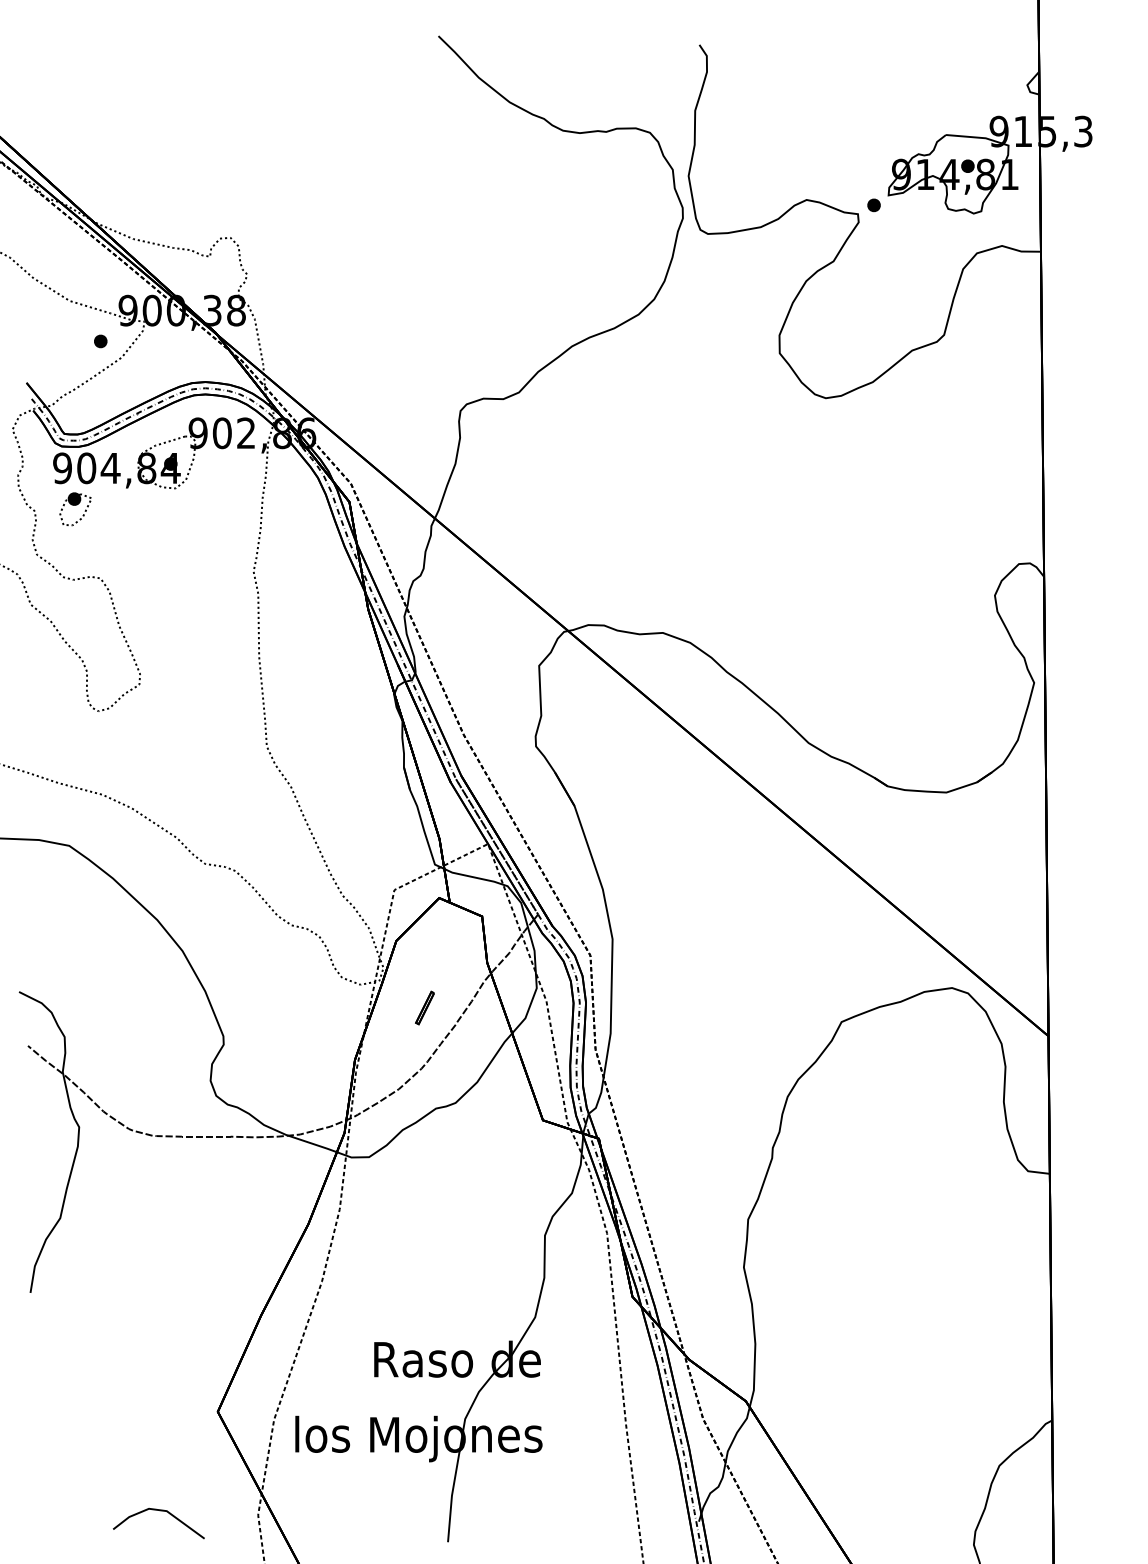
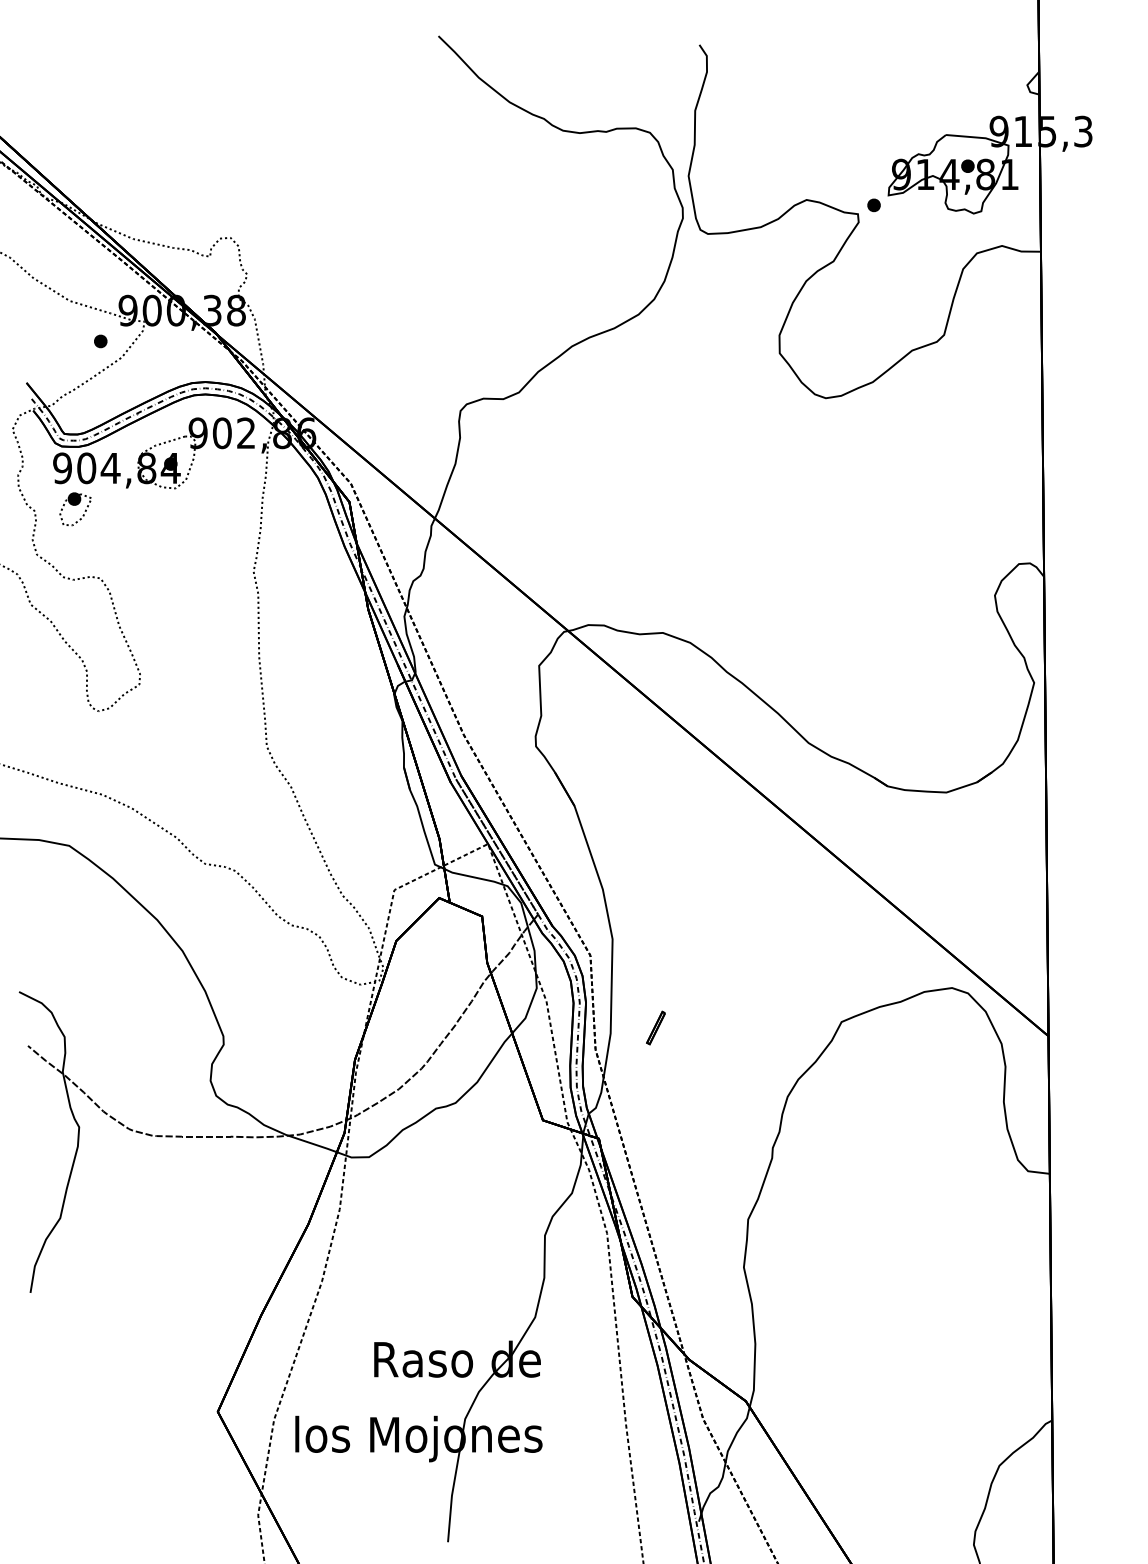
part position: (424, 1007) -> (655, 1027) (655, 1027)
line: present -> none (159, 1511)
